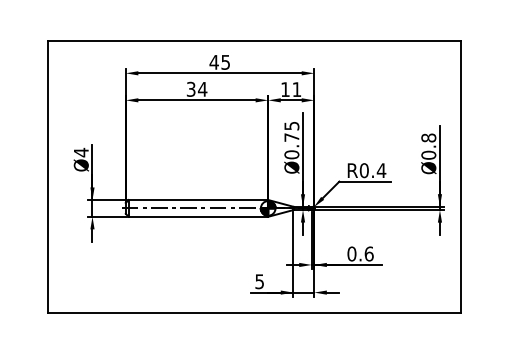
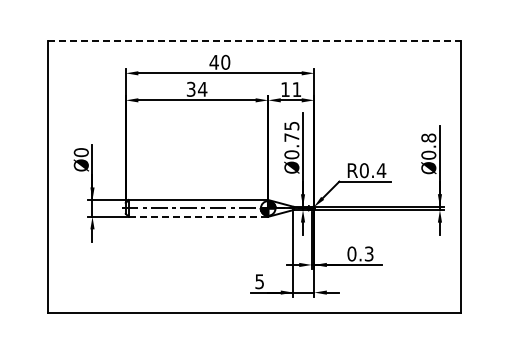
line: solid -> dashed (254, 40)
text: 45 -> 40 (225, 61)
text: Ø4 -> Ø0 (80, 152)
line: solid -> dashed (198, 216)
text: 0.6 -> 0.3 (368, 253)
